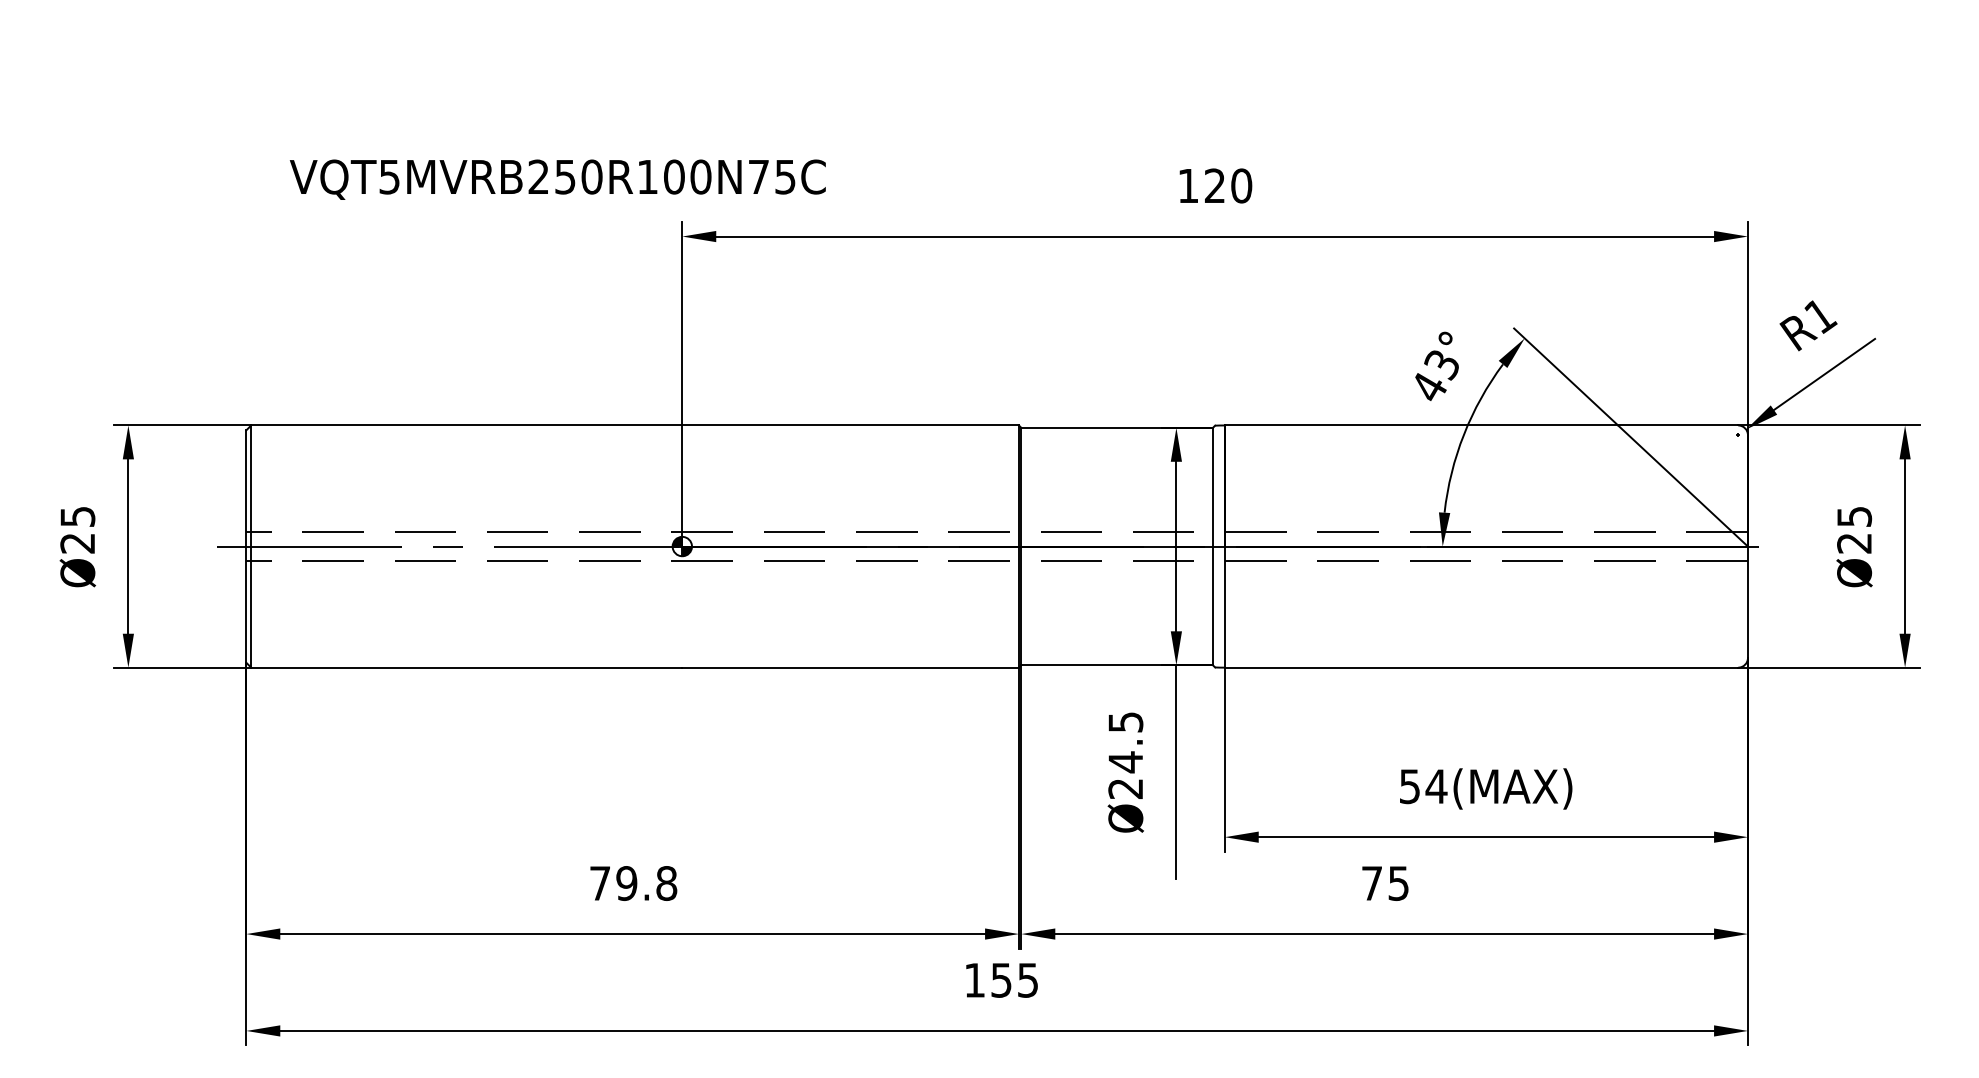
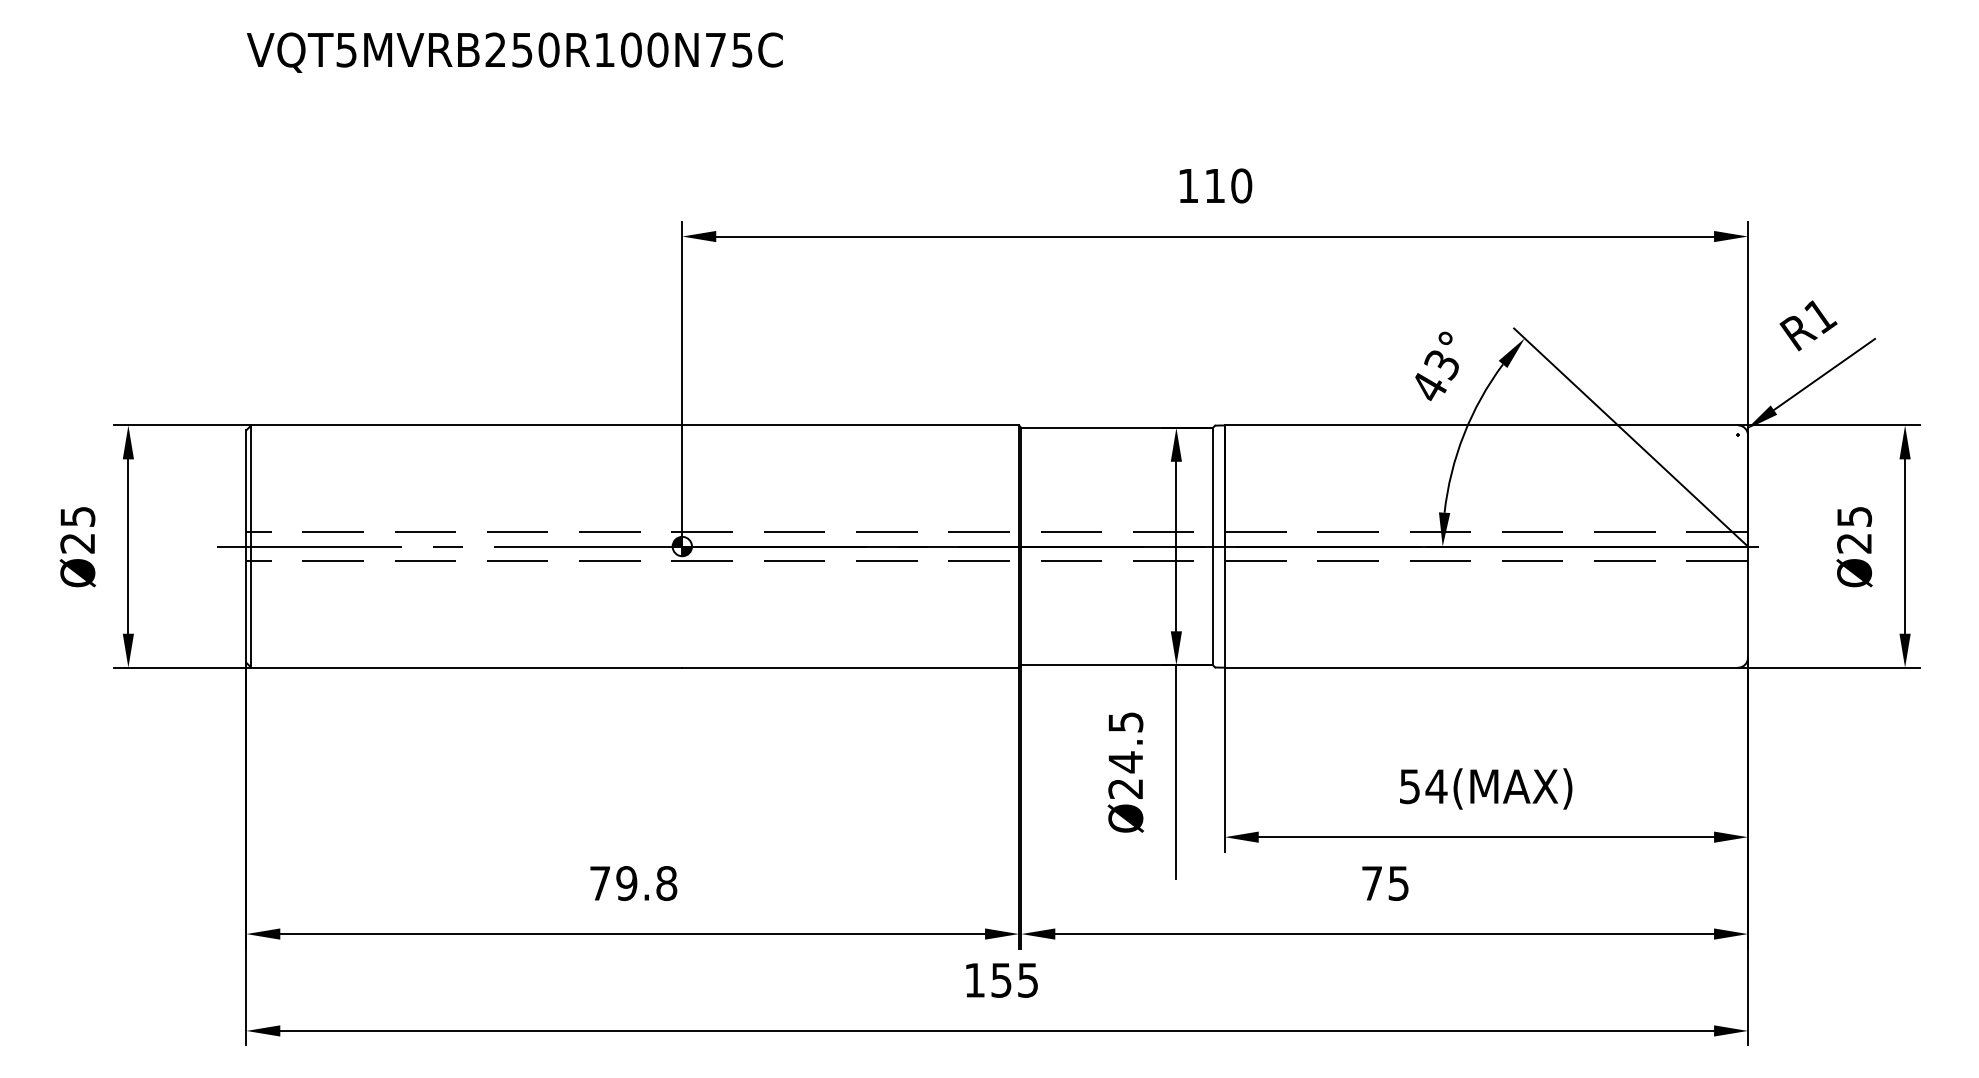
text position: (557, 179) -> (514, 52) (514, 52)
text: 120 -> 110 (1214, 185)
